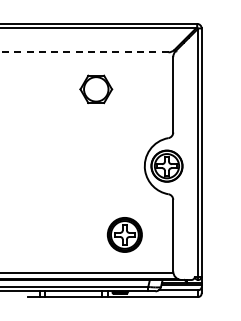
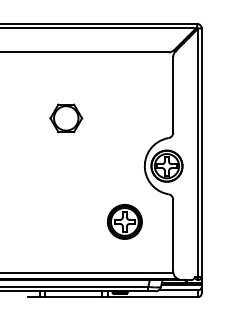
line: dashed -> solid (84, 52)
part position: (96, 89) -> (66, 118) (66, 118)
part position: (124, 234) -> (124, 221) (124, 221)
